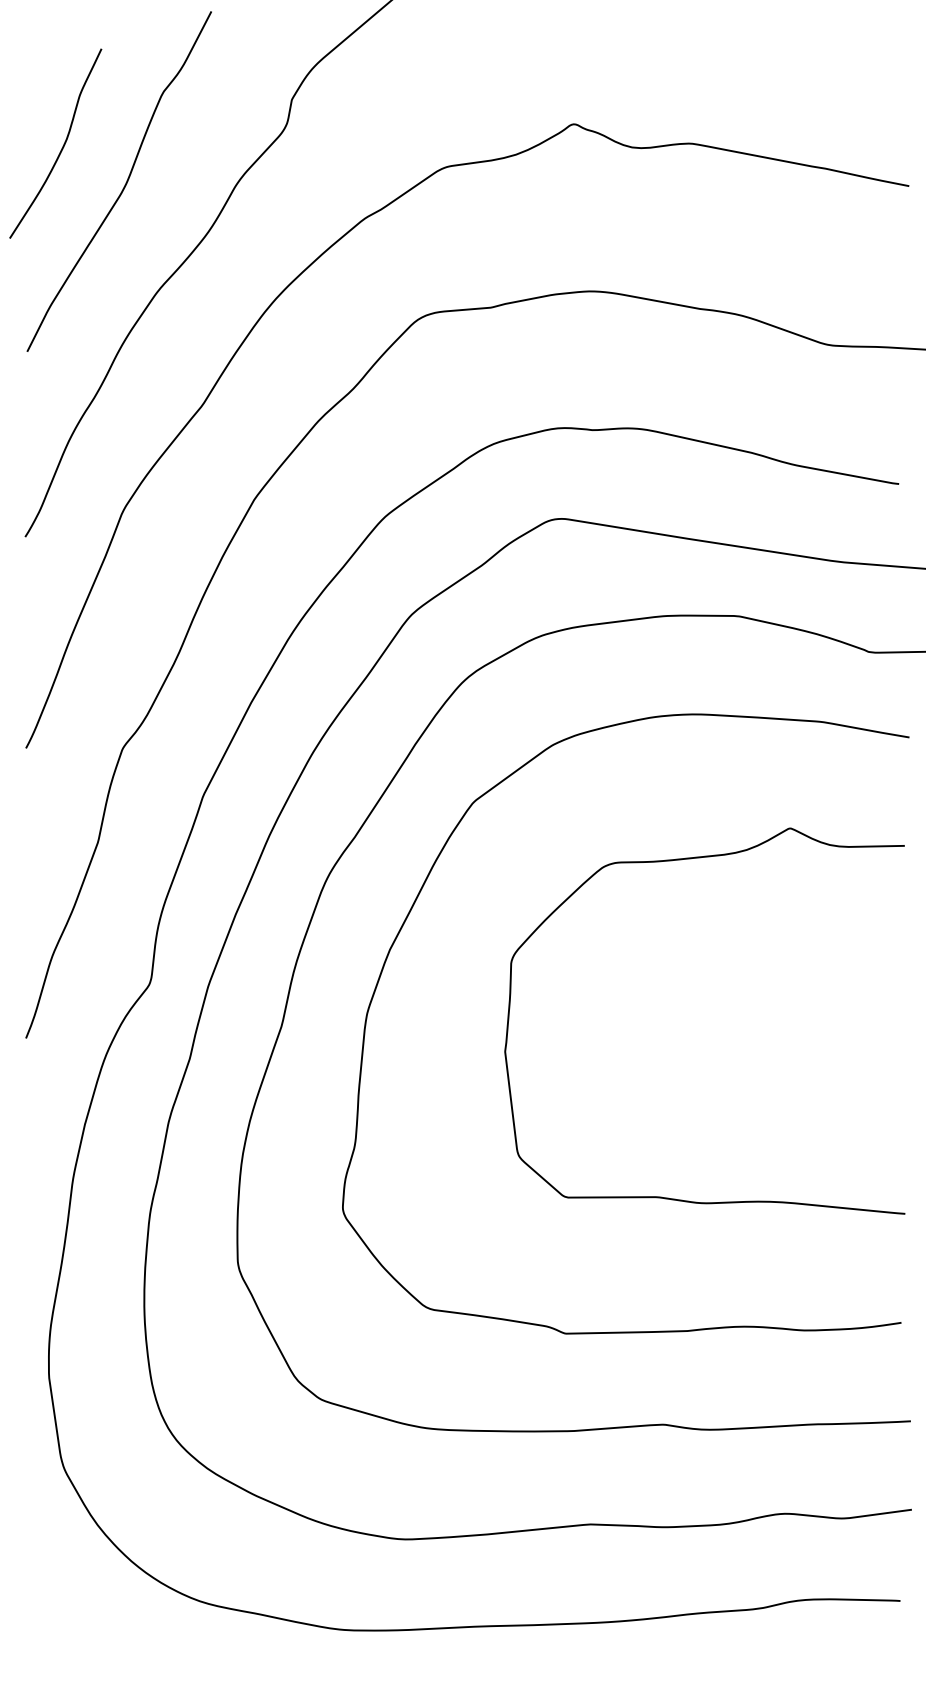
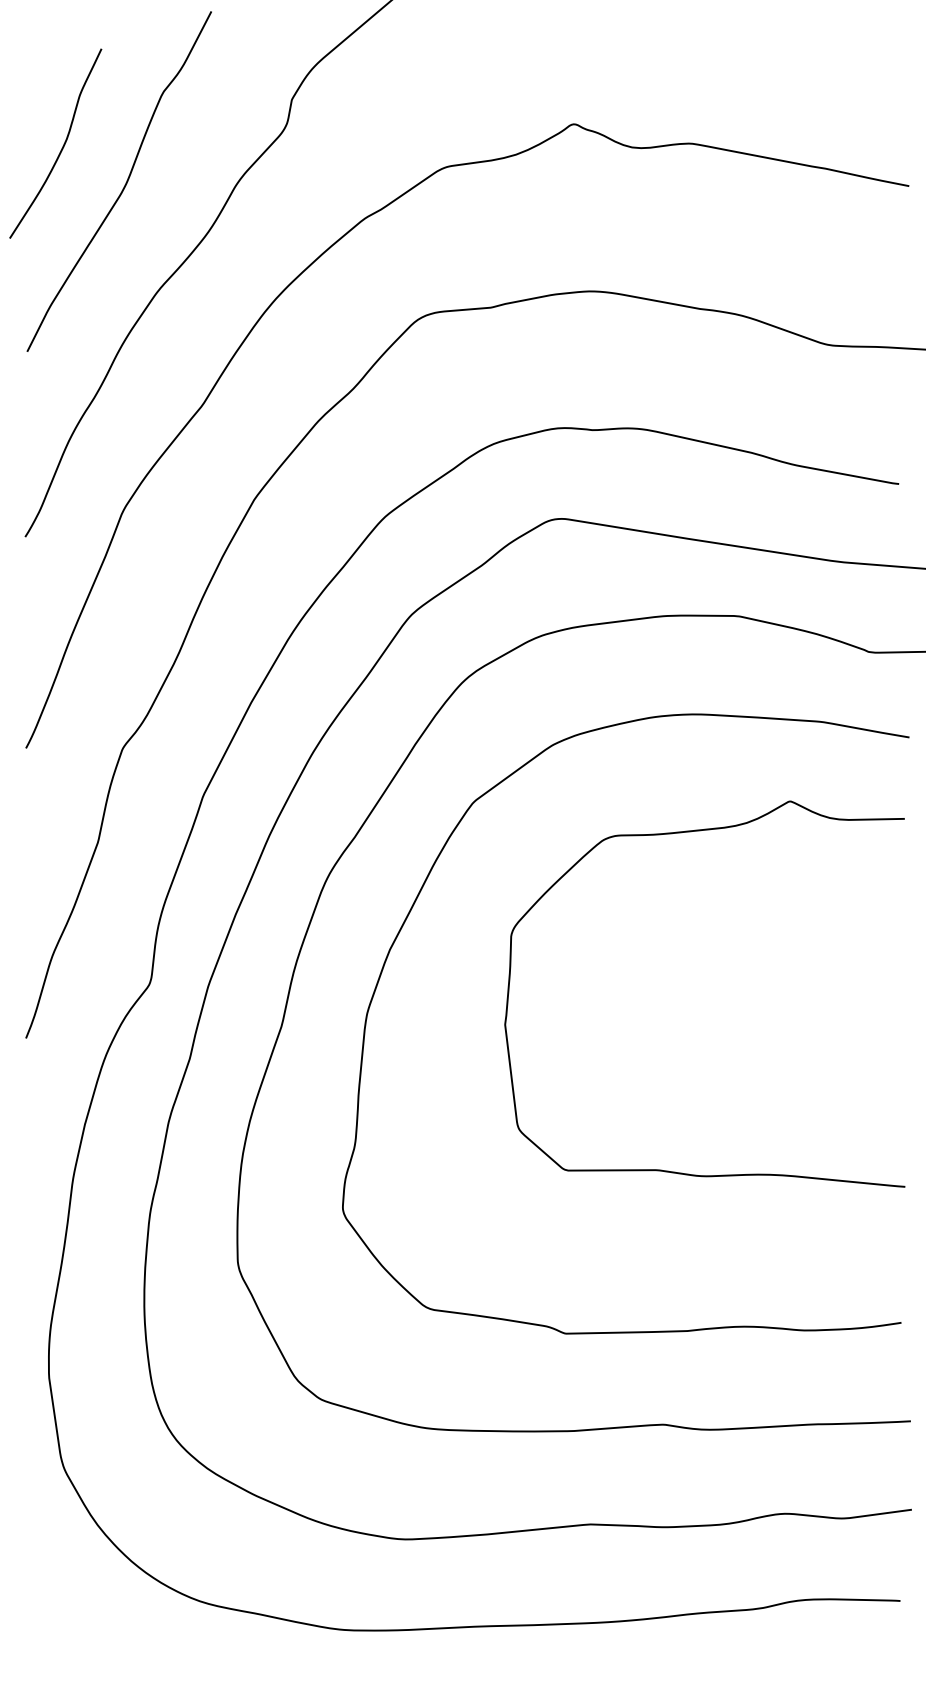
curve position: (691, 859) -> (691, 832) (691, 832)
